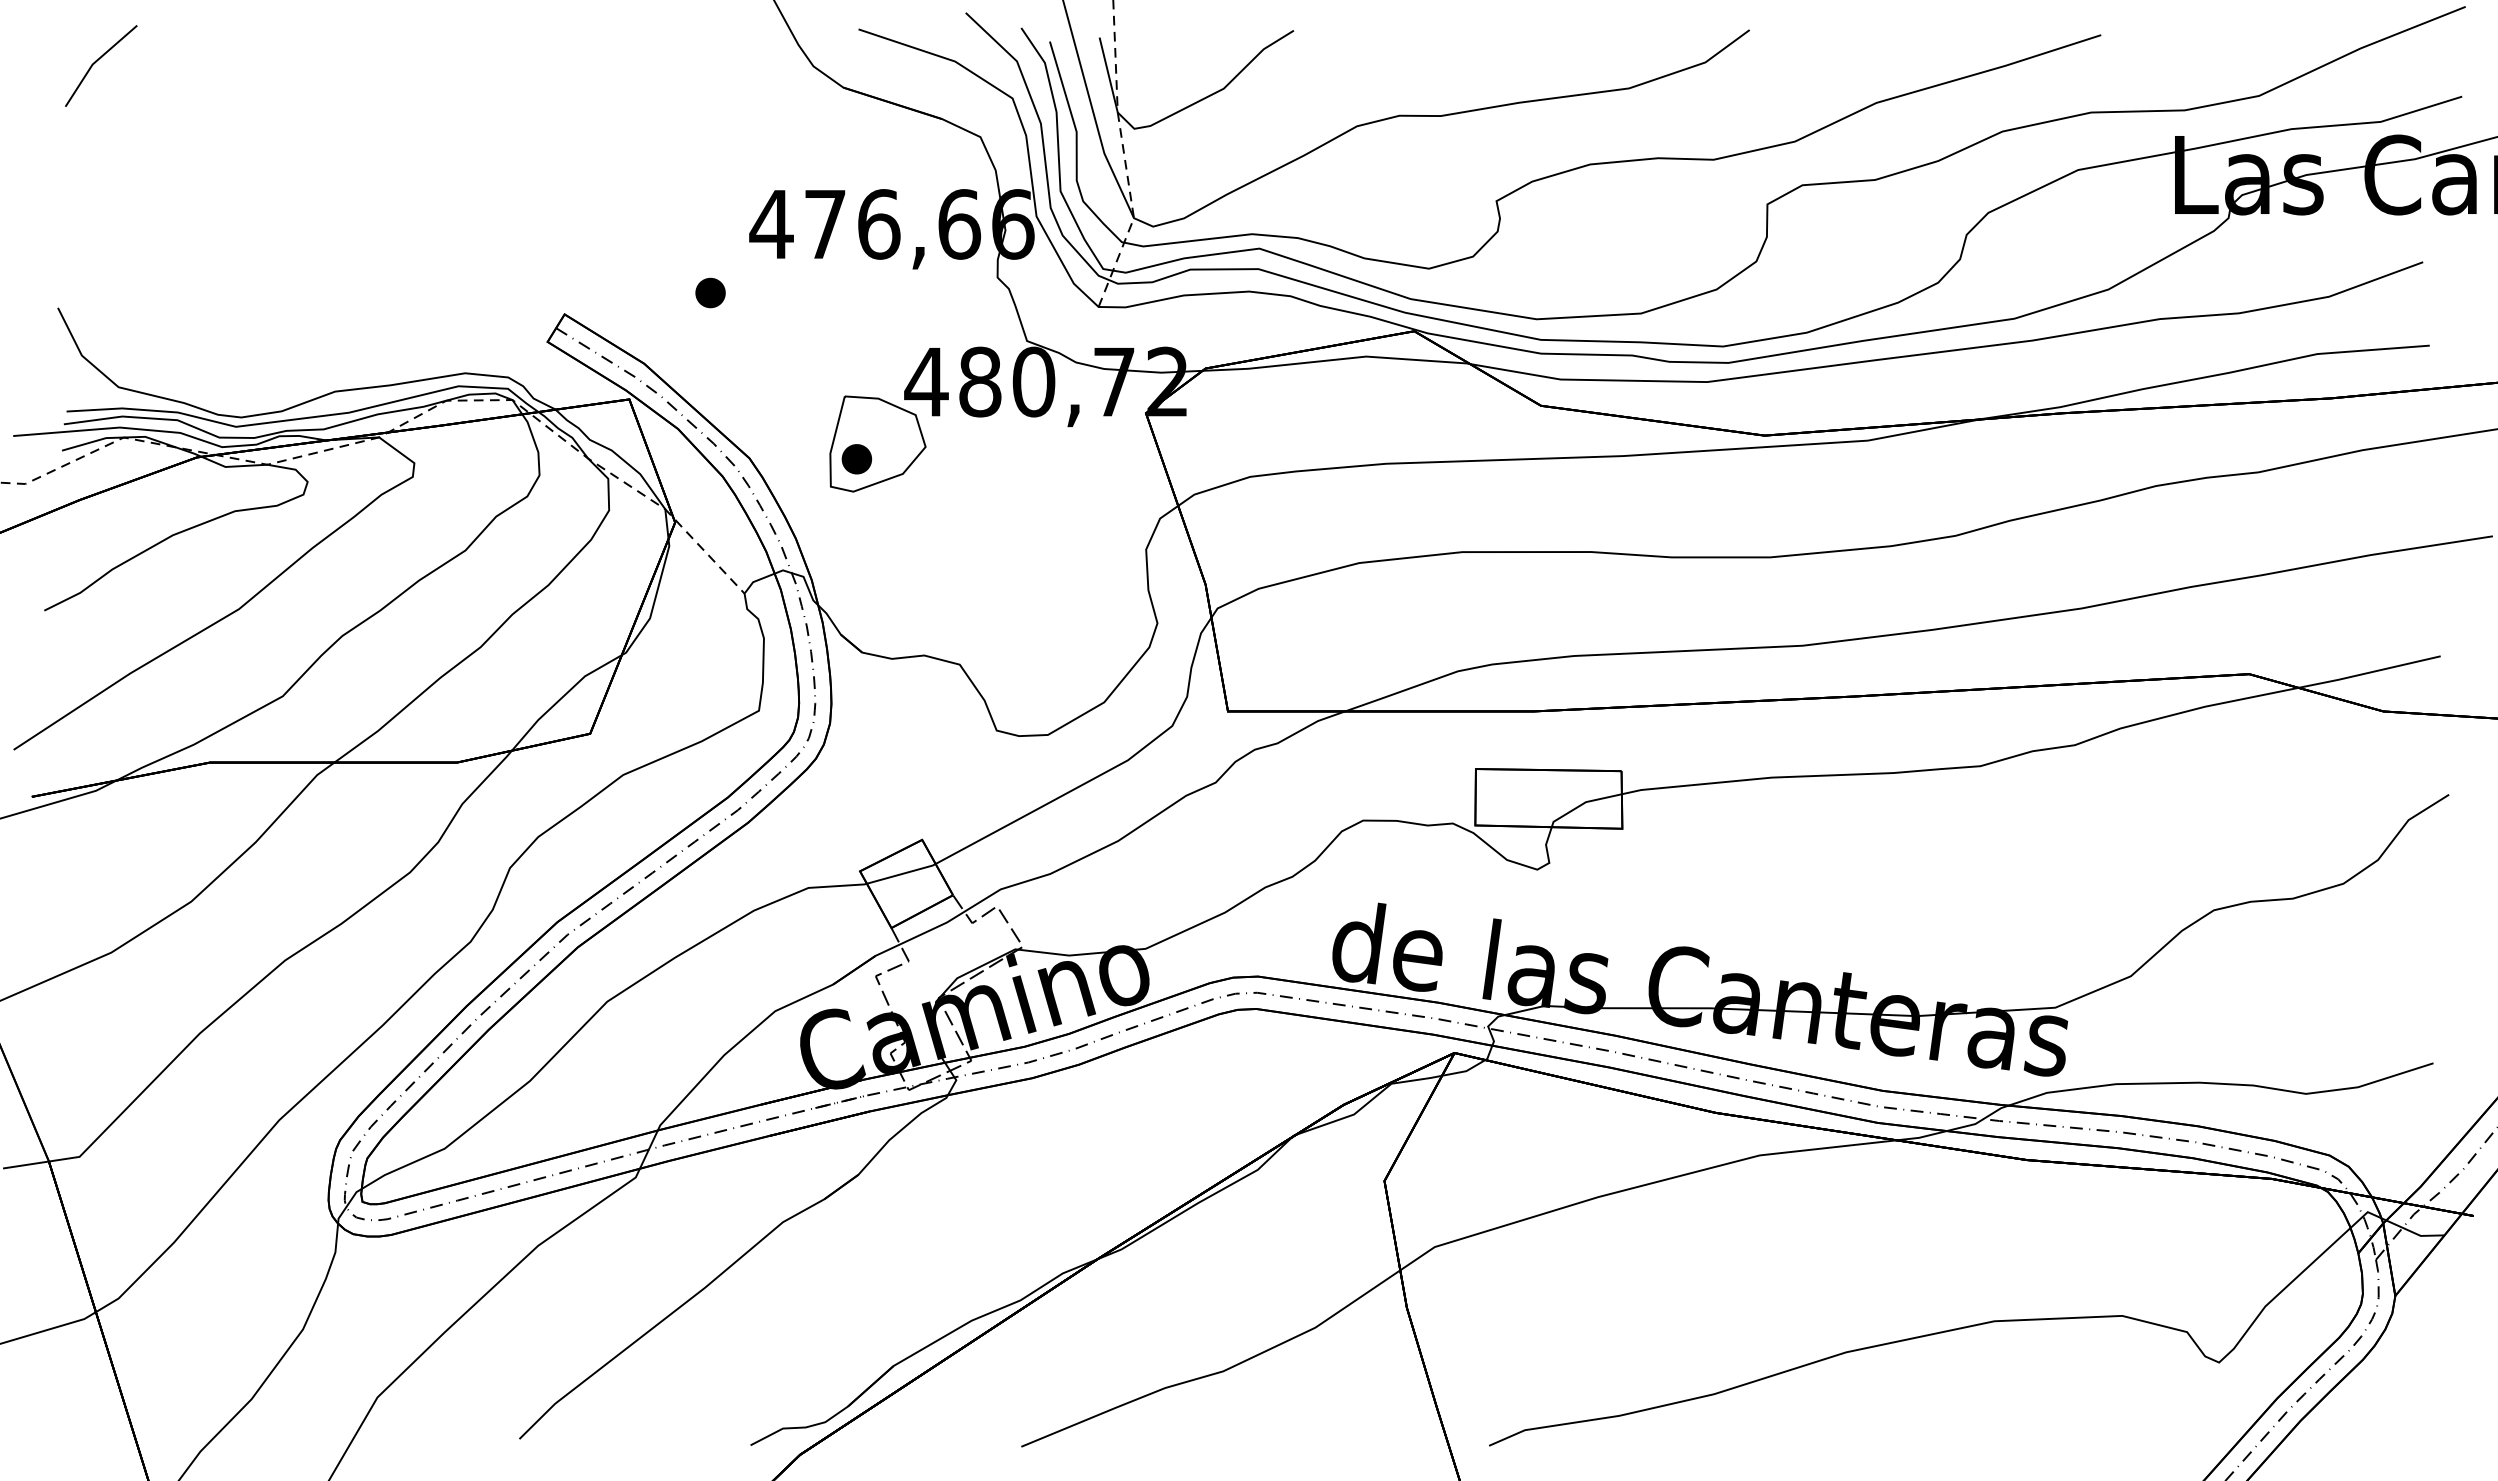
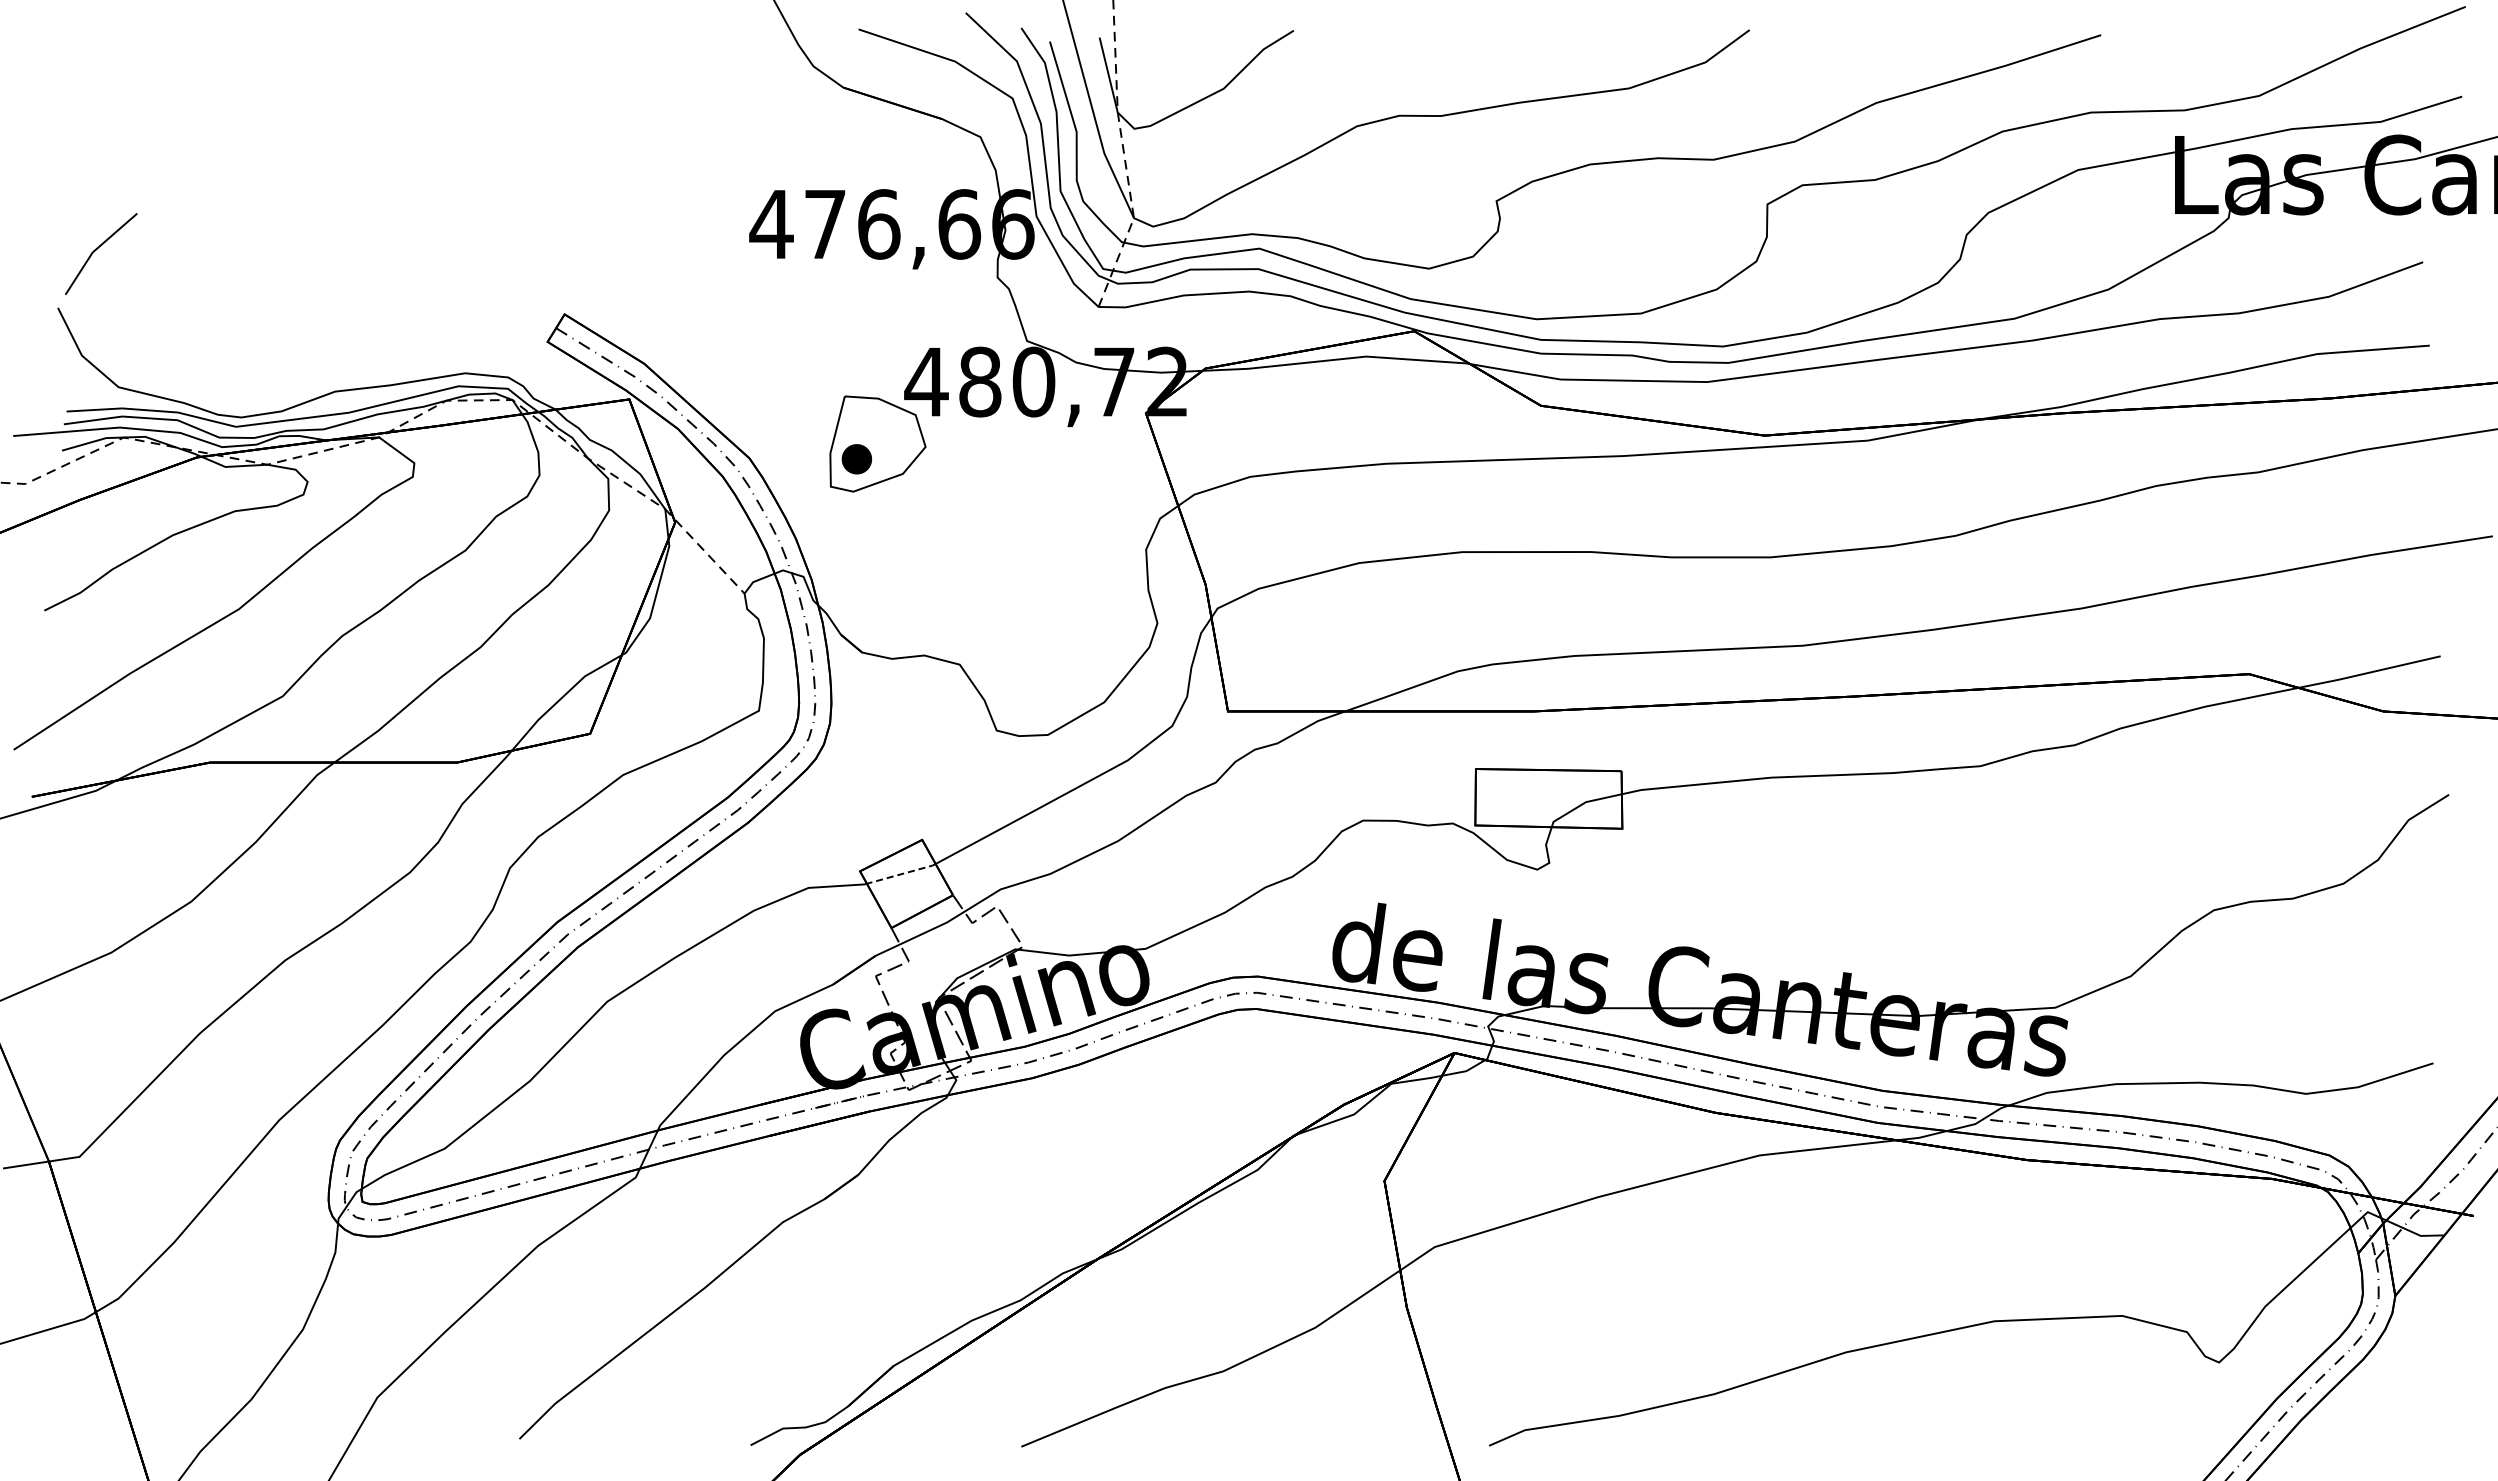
line position: (97, 61) -> (97, 249) (97, 249)
part: present -> none (710, 292)
line: solid -> dashed (902, 874)
